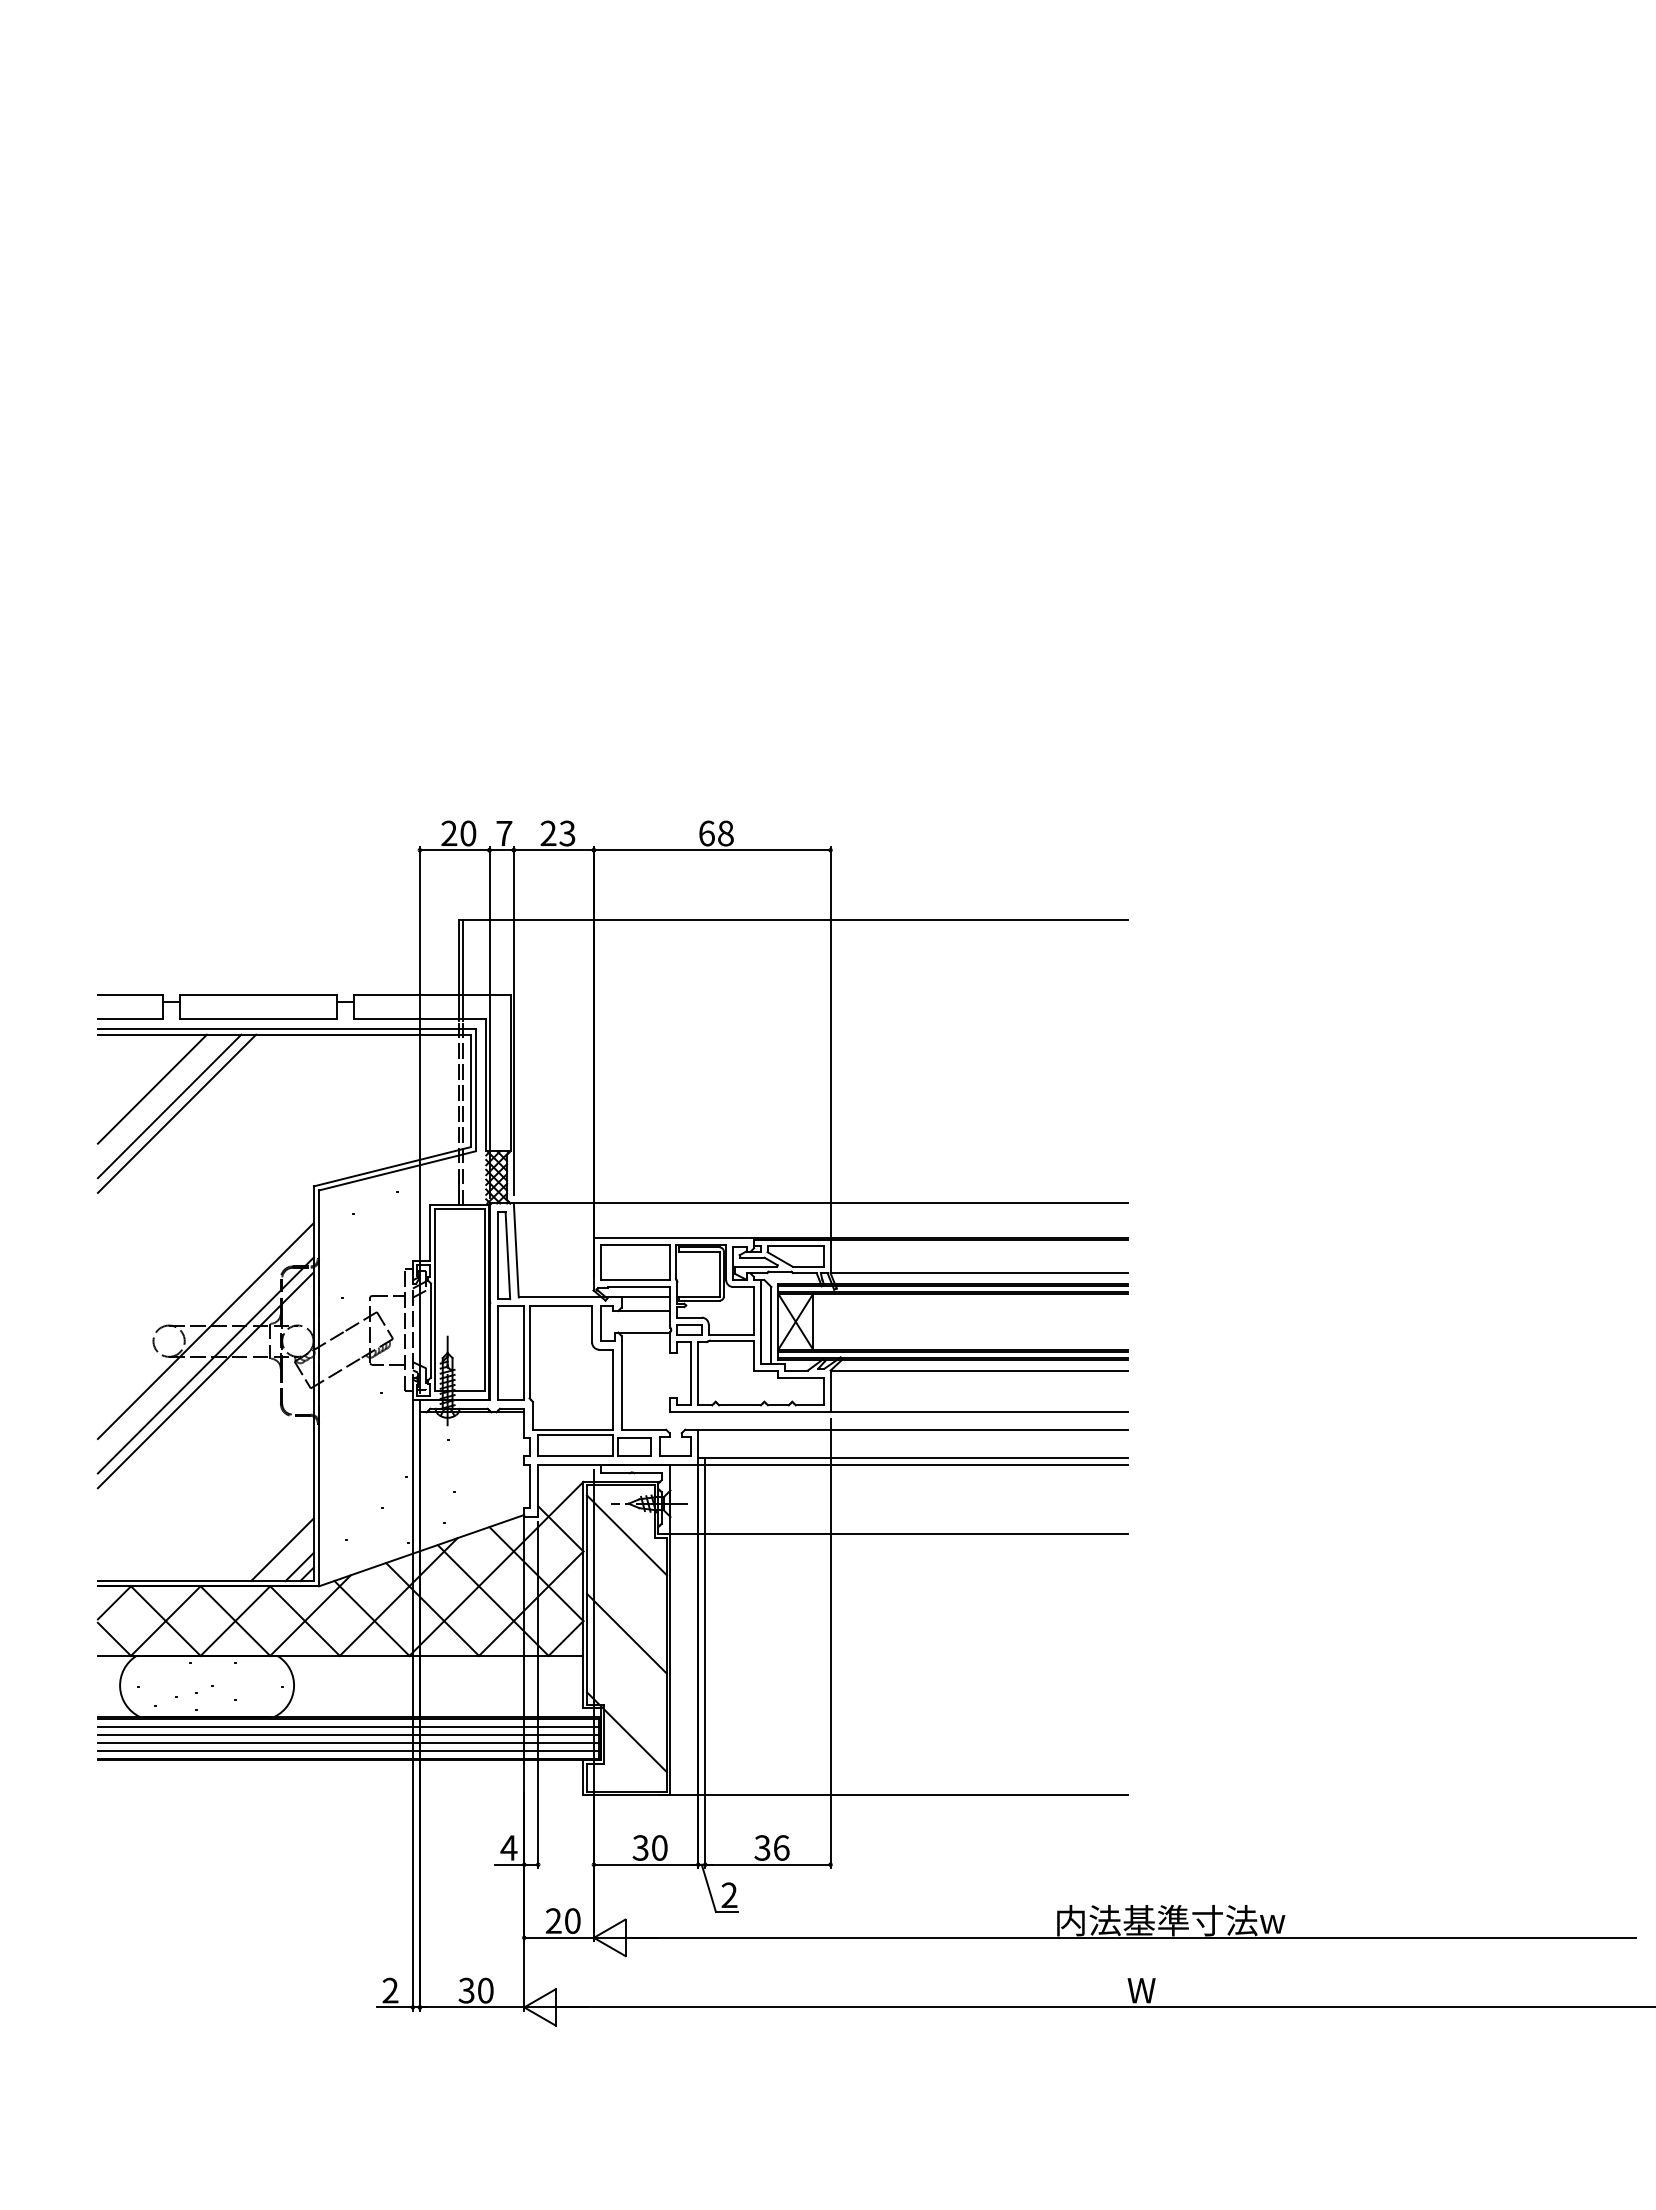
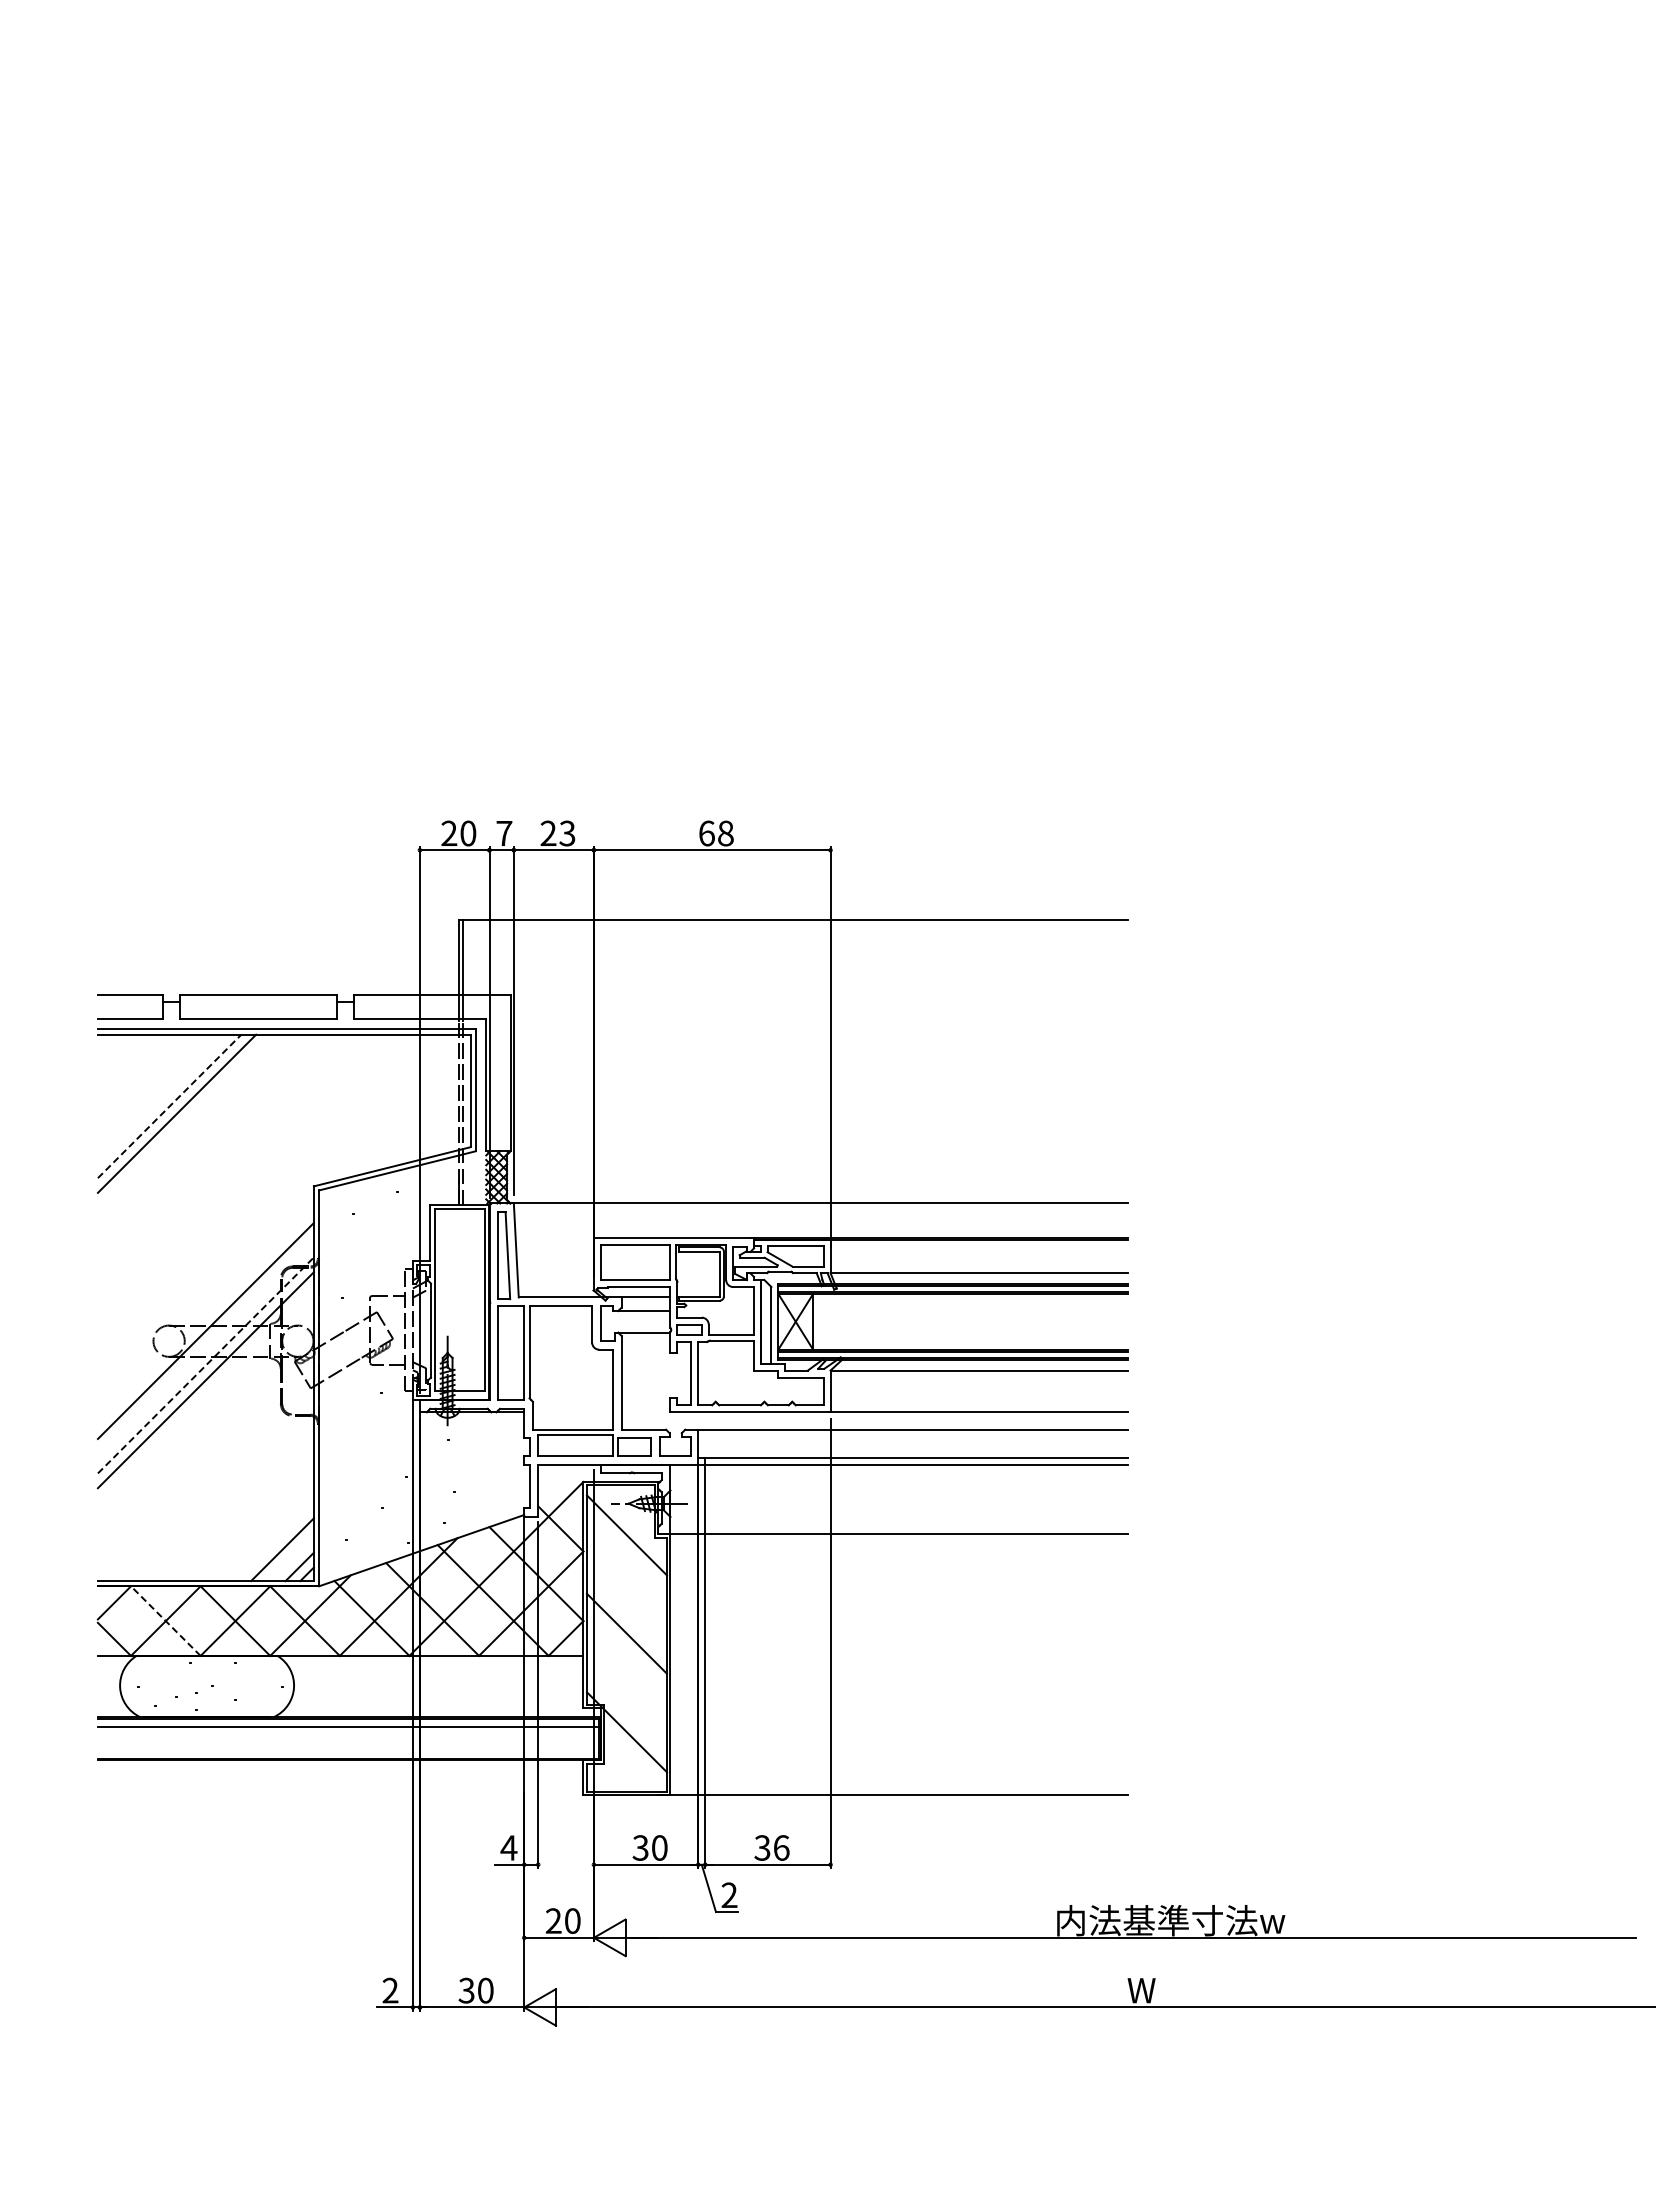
line: present -> none (151, 1088)
line: solid -> dashed (170, 1106)
line: solid -> dashed (205, 1365)
line: solid -> dashed (165, 1620)
line: present -> none (348, 1734)
line: present -> none (348, 1742)
line: present -> none (348, 1750)
